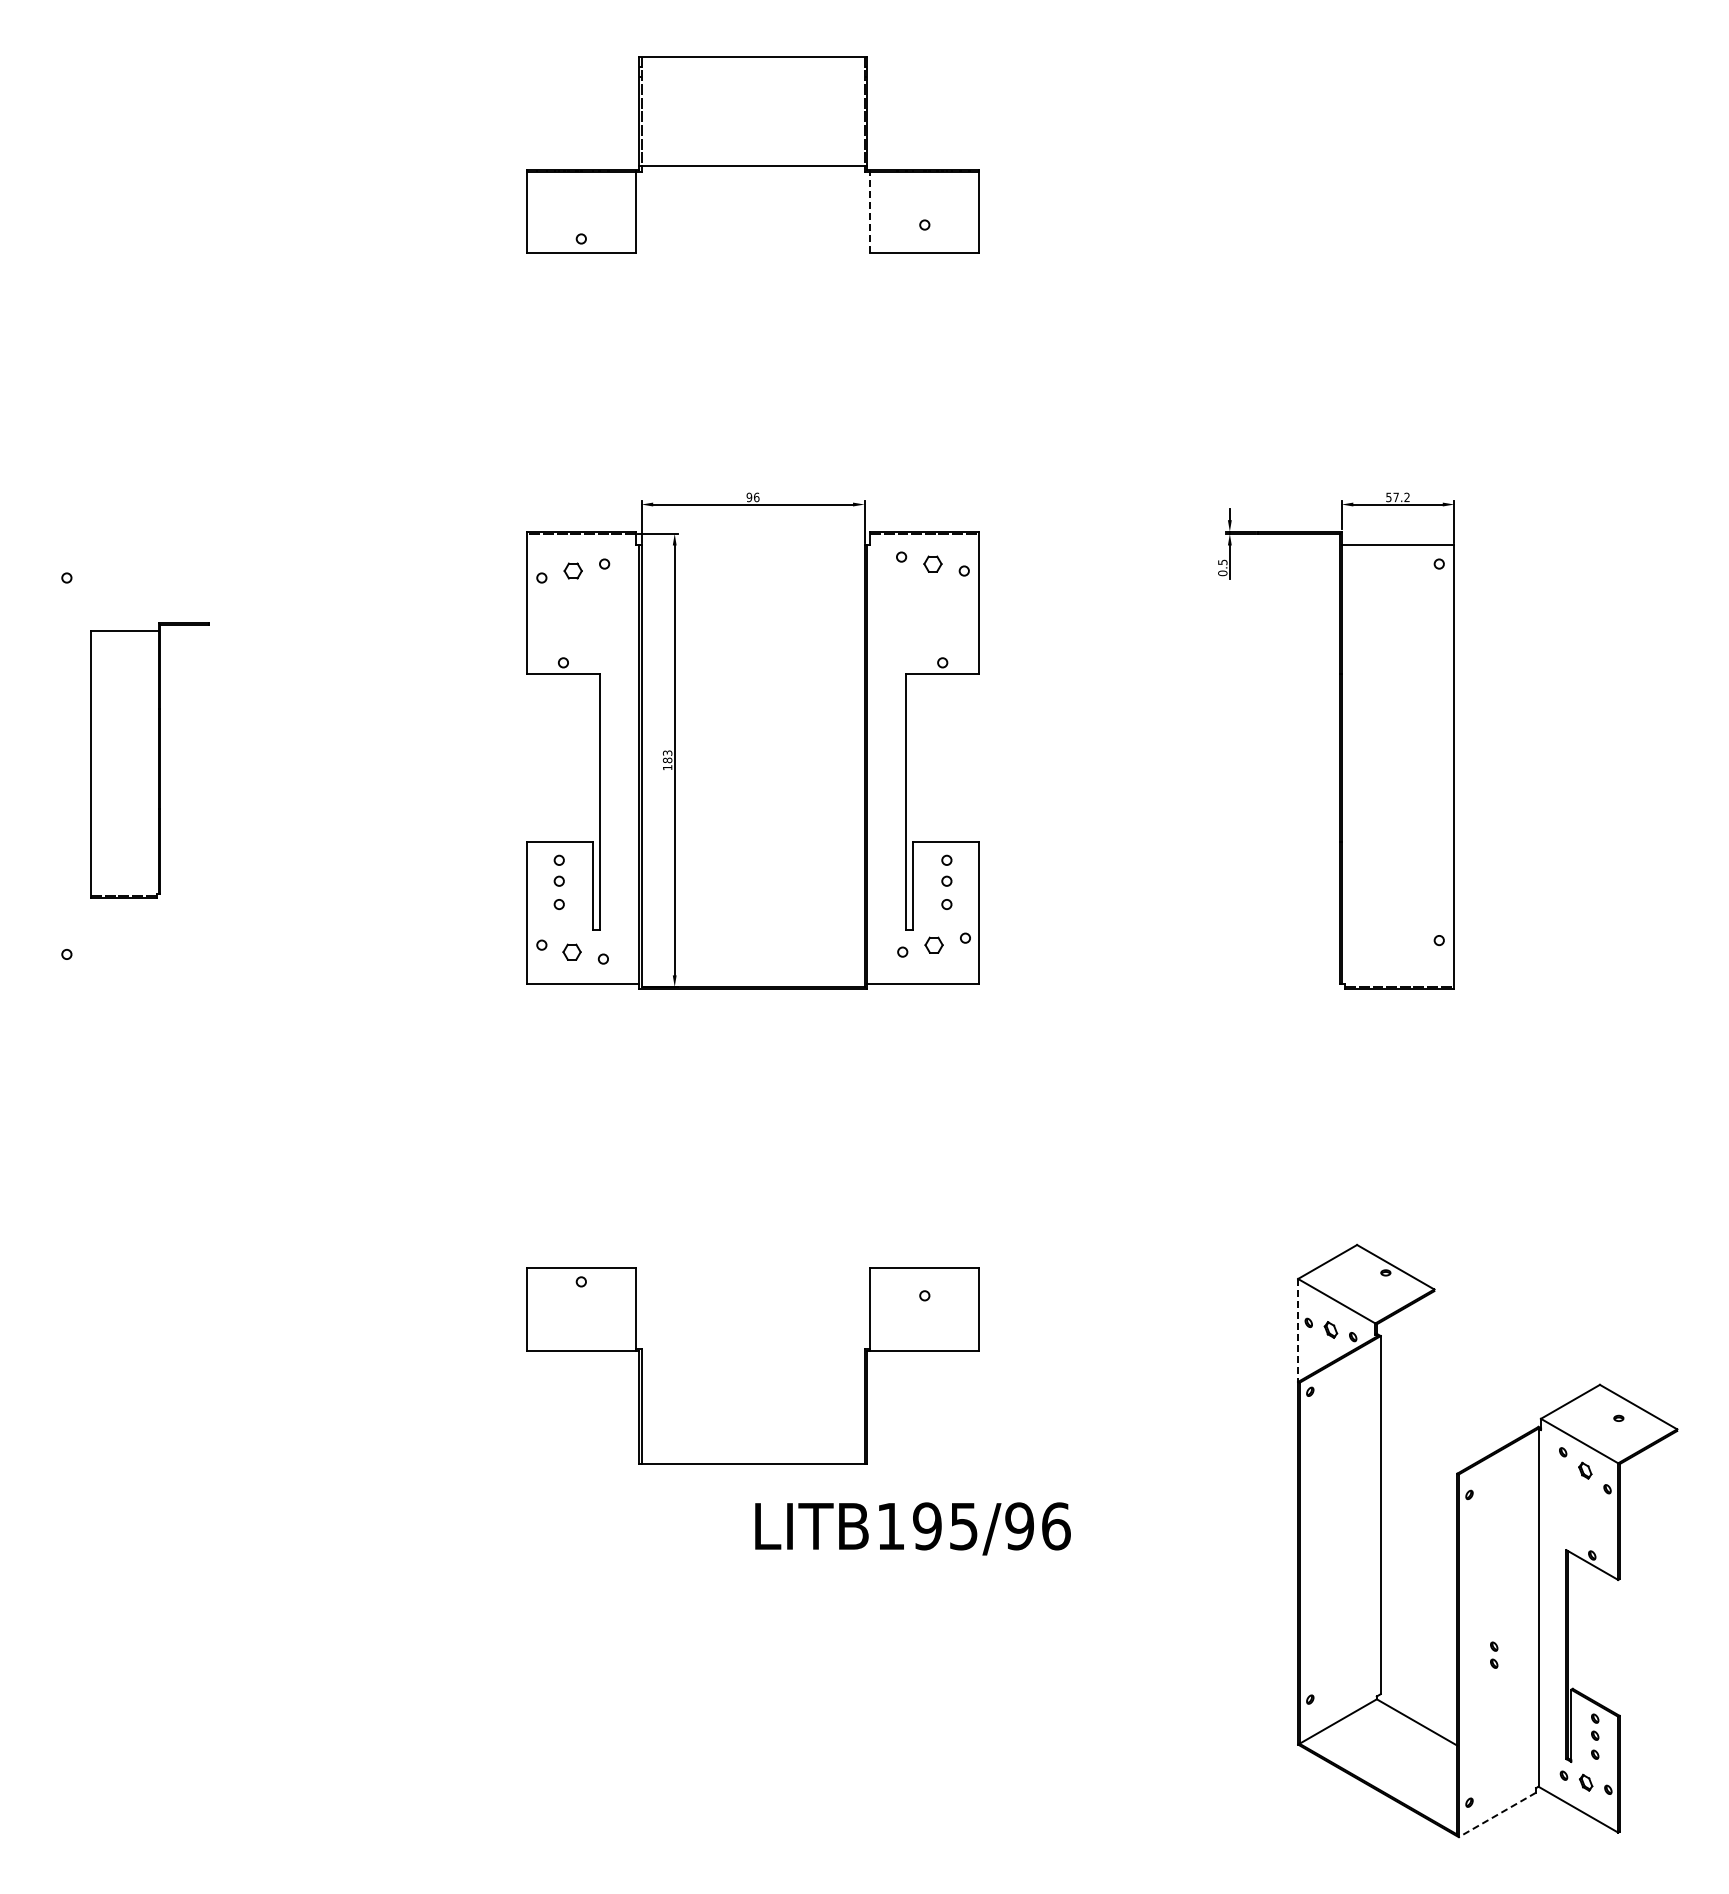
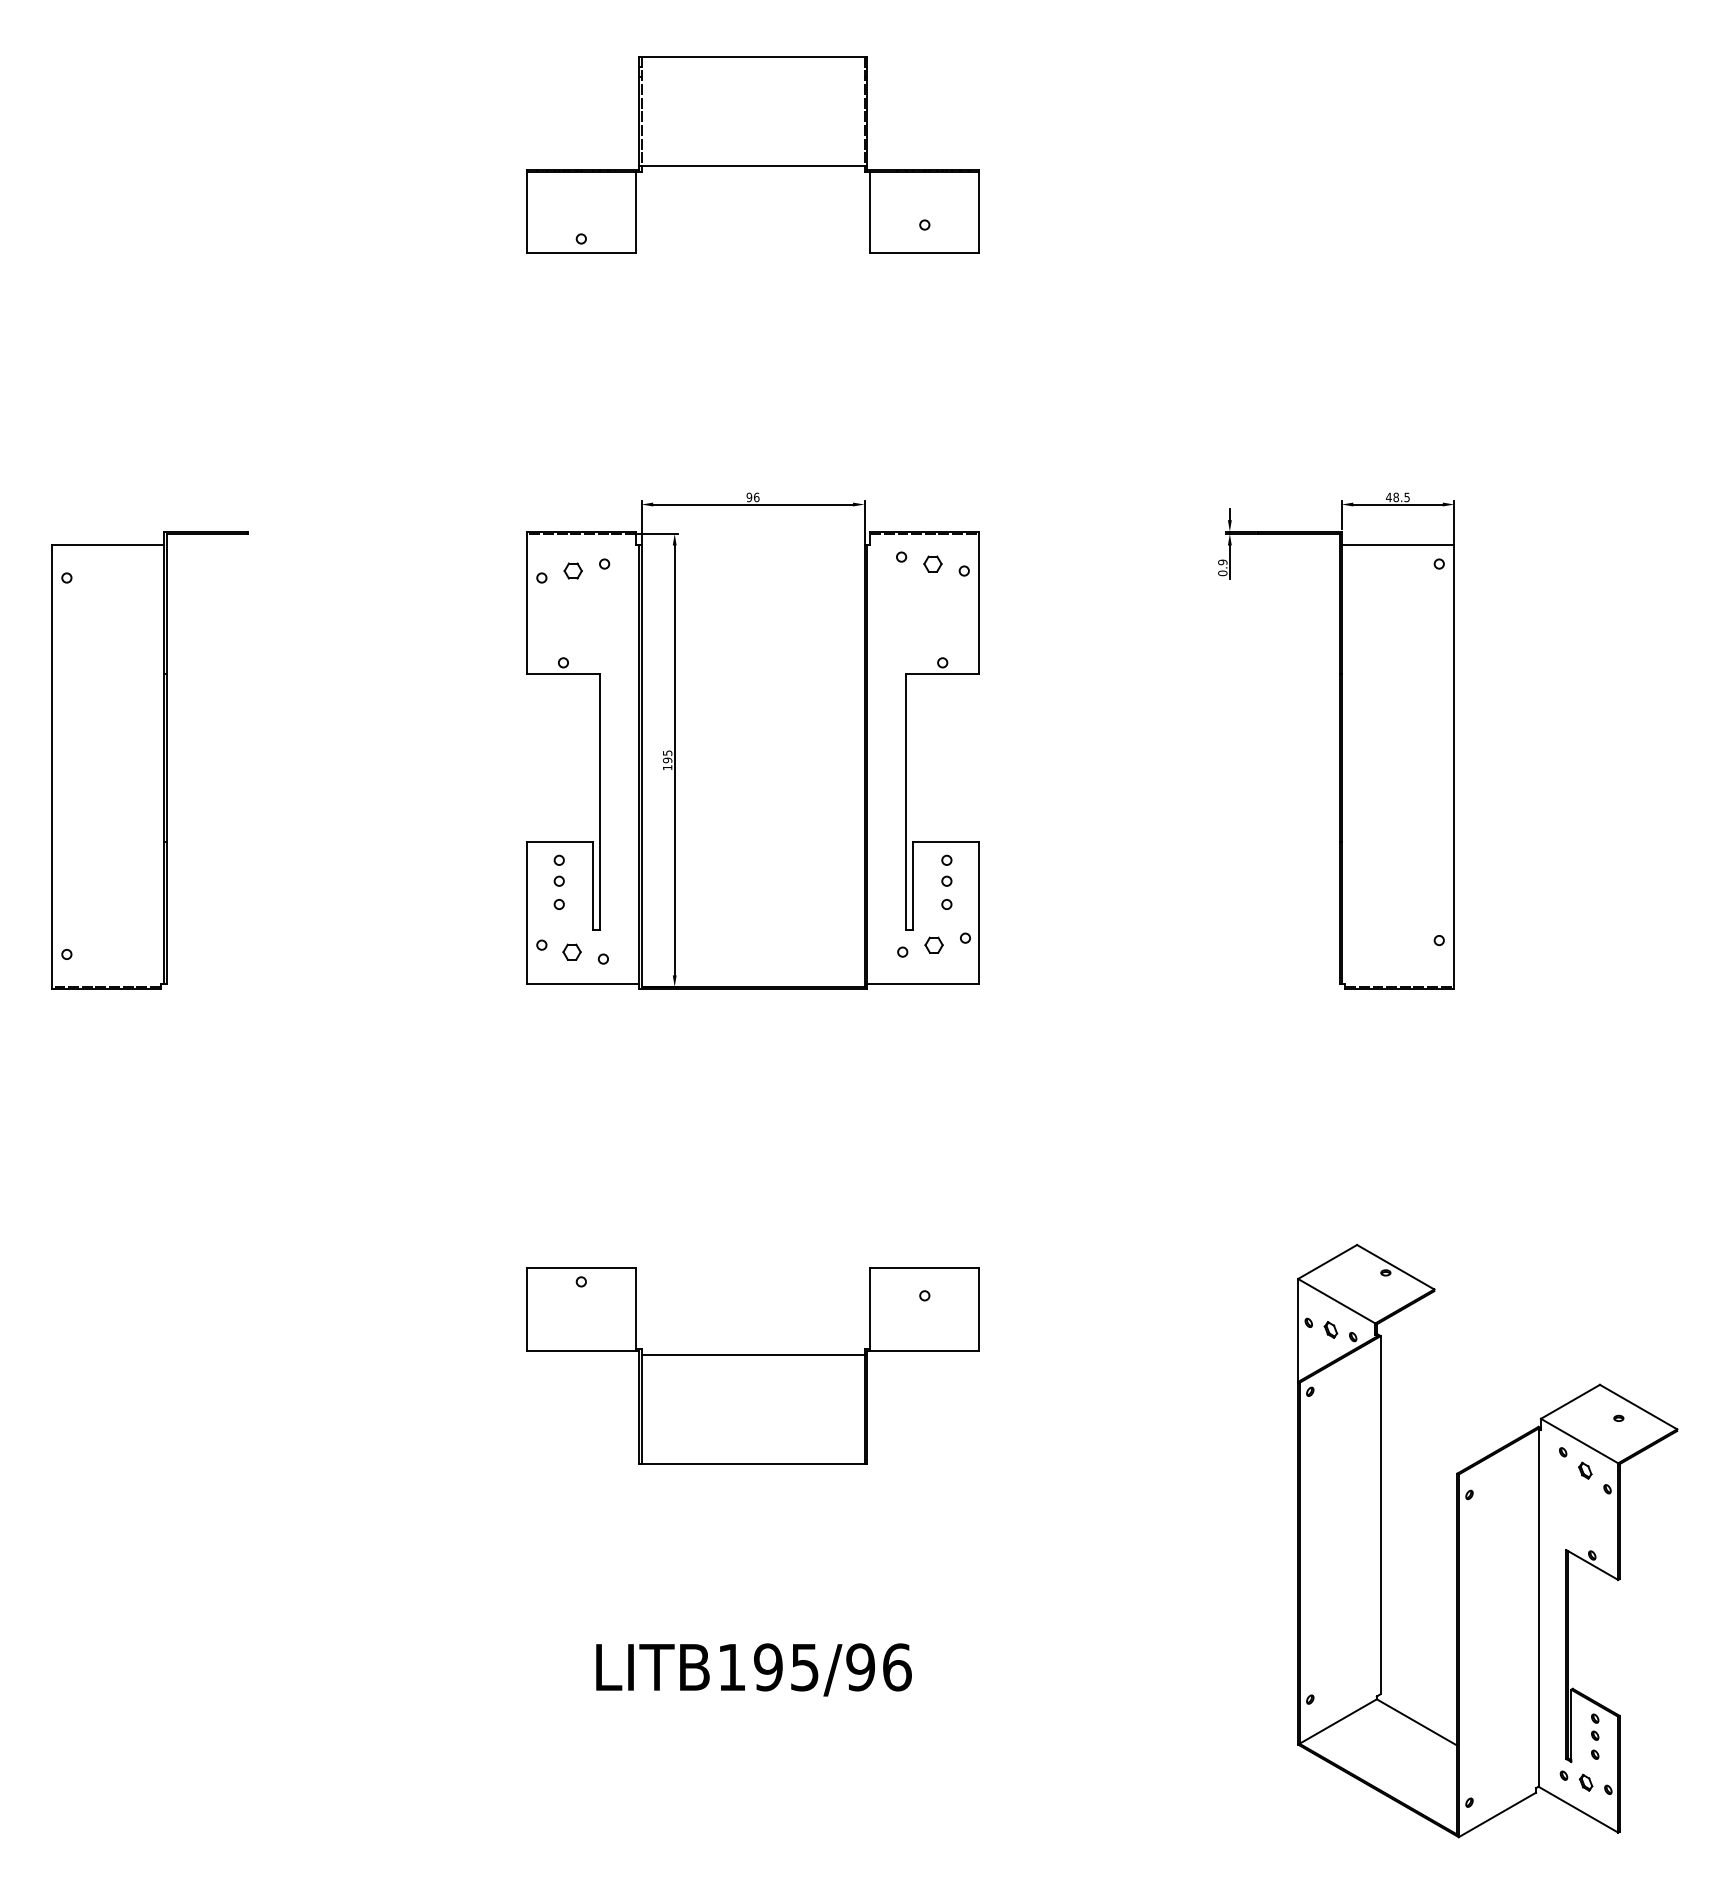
line: dashed -> solid (870, 212)
text: 57.2 -> 48.5 (1397, 497)
text: 0.5 -> 0.9 (1222, 562)
text: 183 -> 195 (667, 756)
part size: 120x277 px -> 198x459 px (149, 760)
line: dashed -> solid (1298, 1330)
line: none -> present (752, 1354)
text position: (912, 1528) -> (753, 1669) (753, 1669)
part: present -> none (1494, 1654)
line: dashed -> solid (1497, 1814)
